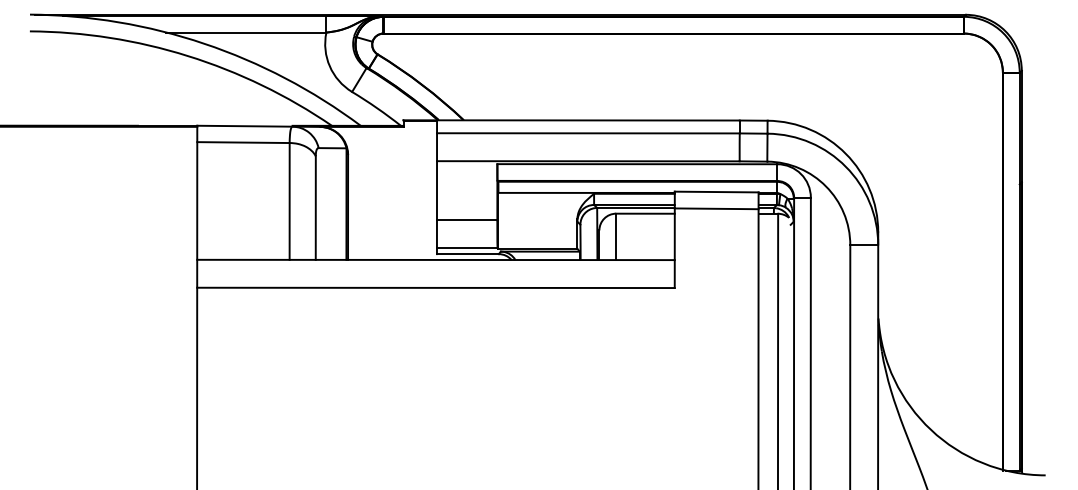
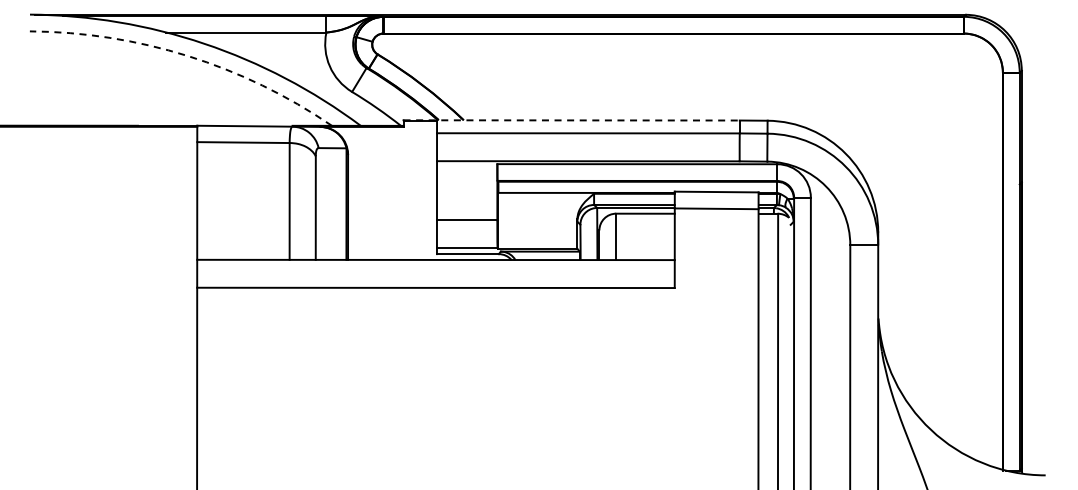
arc: solid -> dashed (187, 56)
line: solid -> dashed (572, 120)
